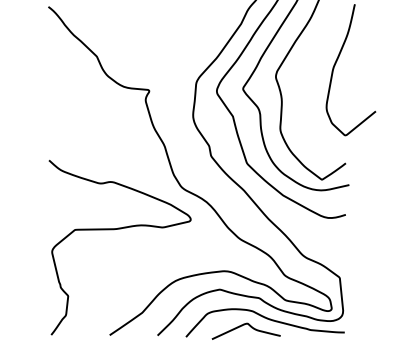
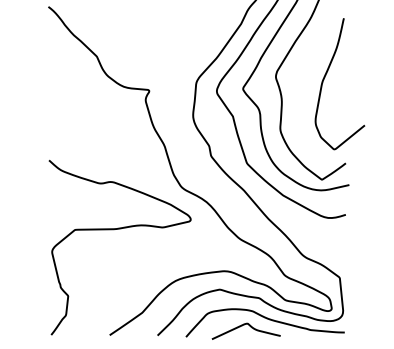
curve position: (336, 63) -> (325, 77) (325, 77)
